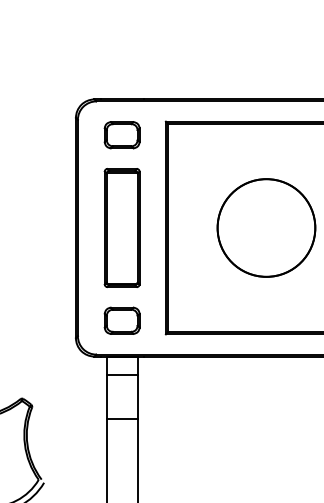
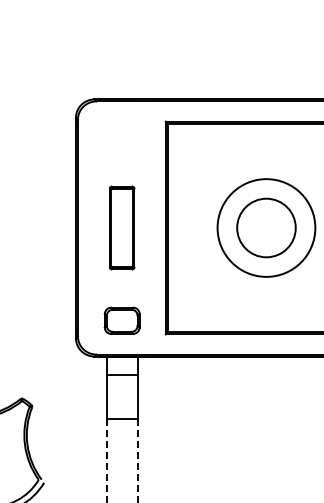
part: present -> none (121, 135)
part size: 38x120 px -> 28x86 px (121, 227)
circle diameter: 98 px -> 59 px (266, 227)
line: solid -> dashed (106, 461)
line: solid -> dashed (137, 461)
